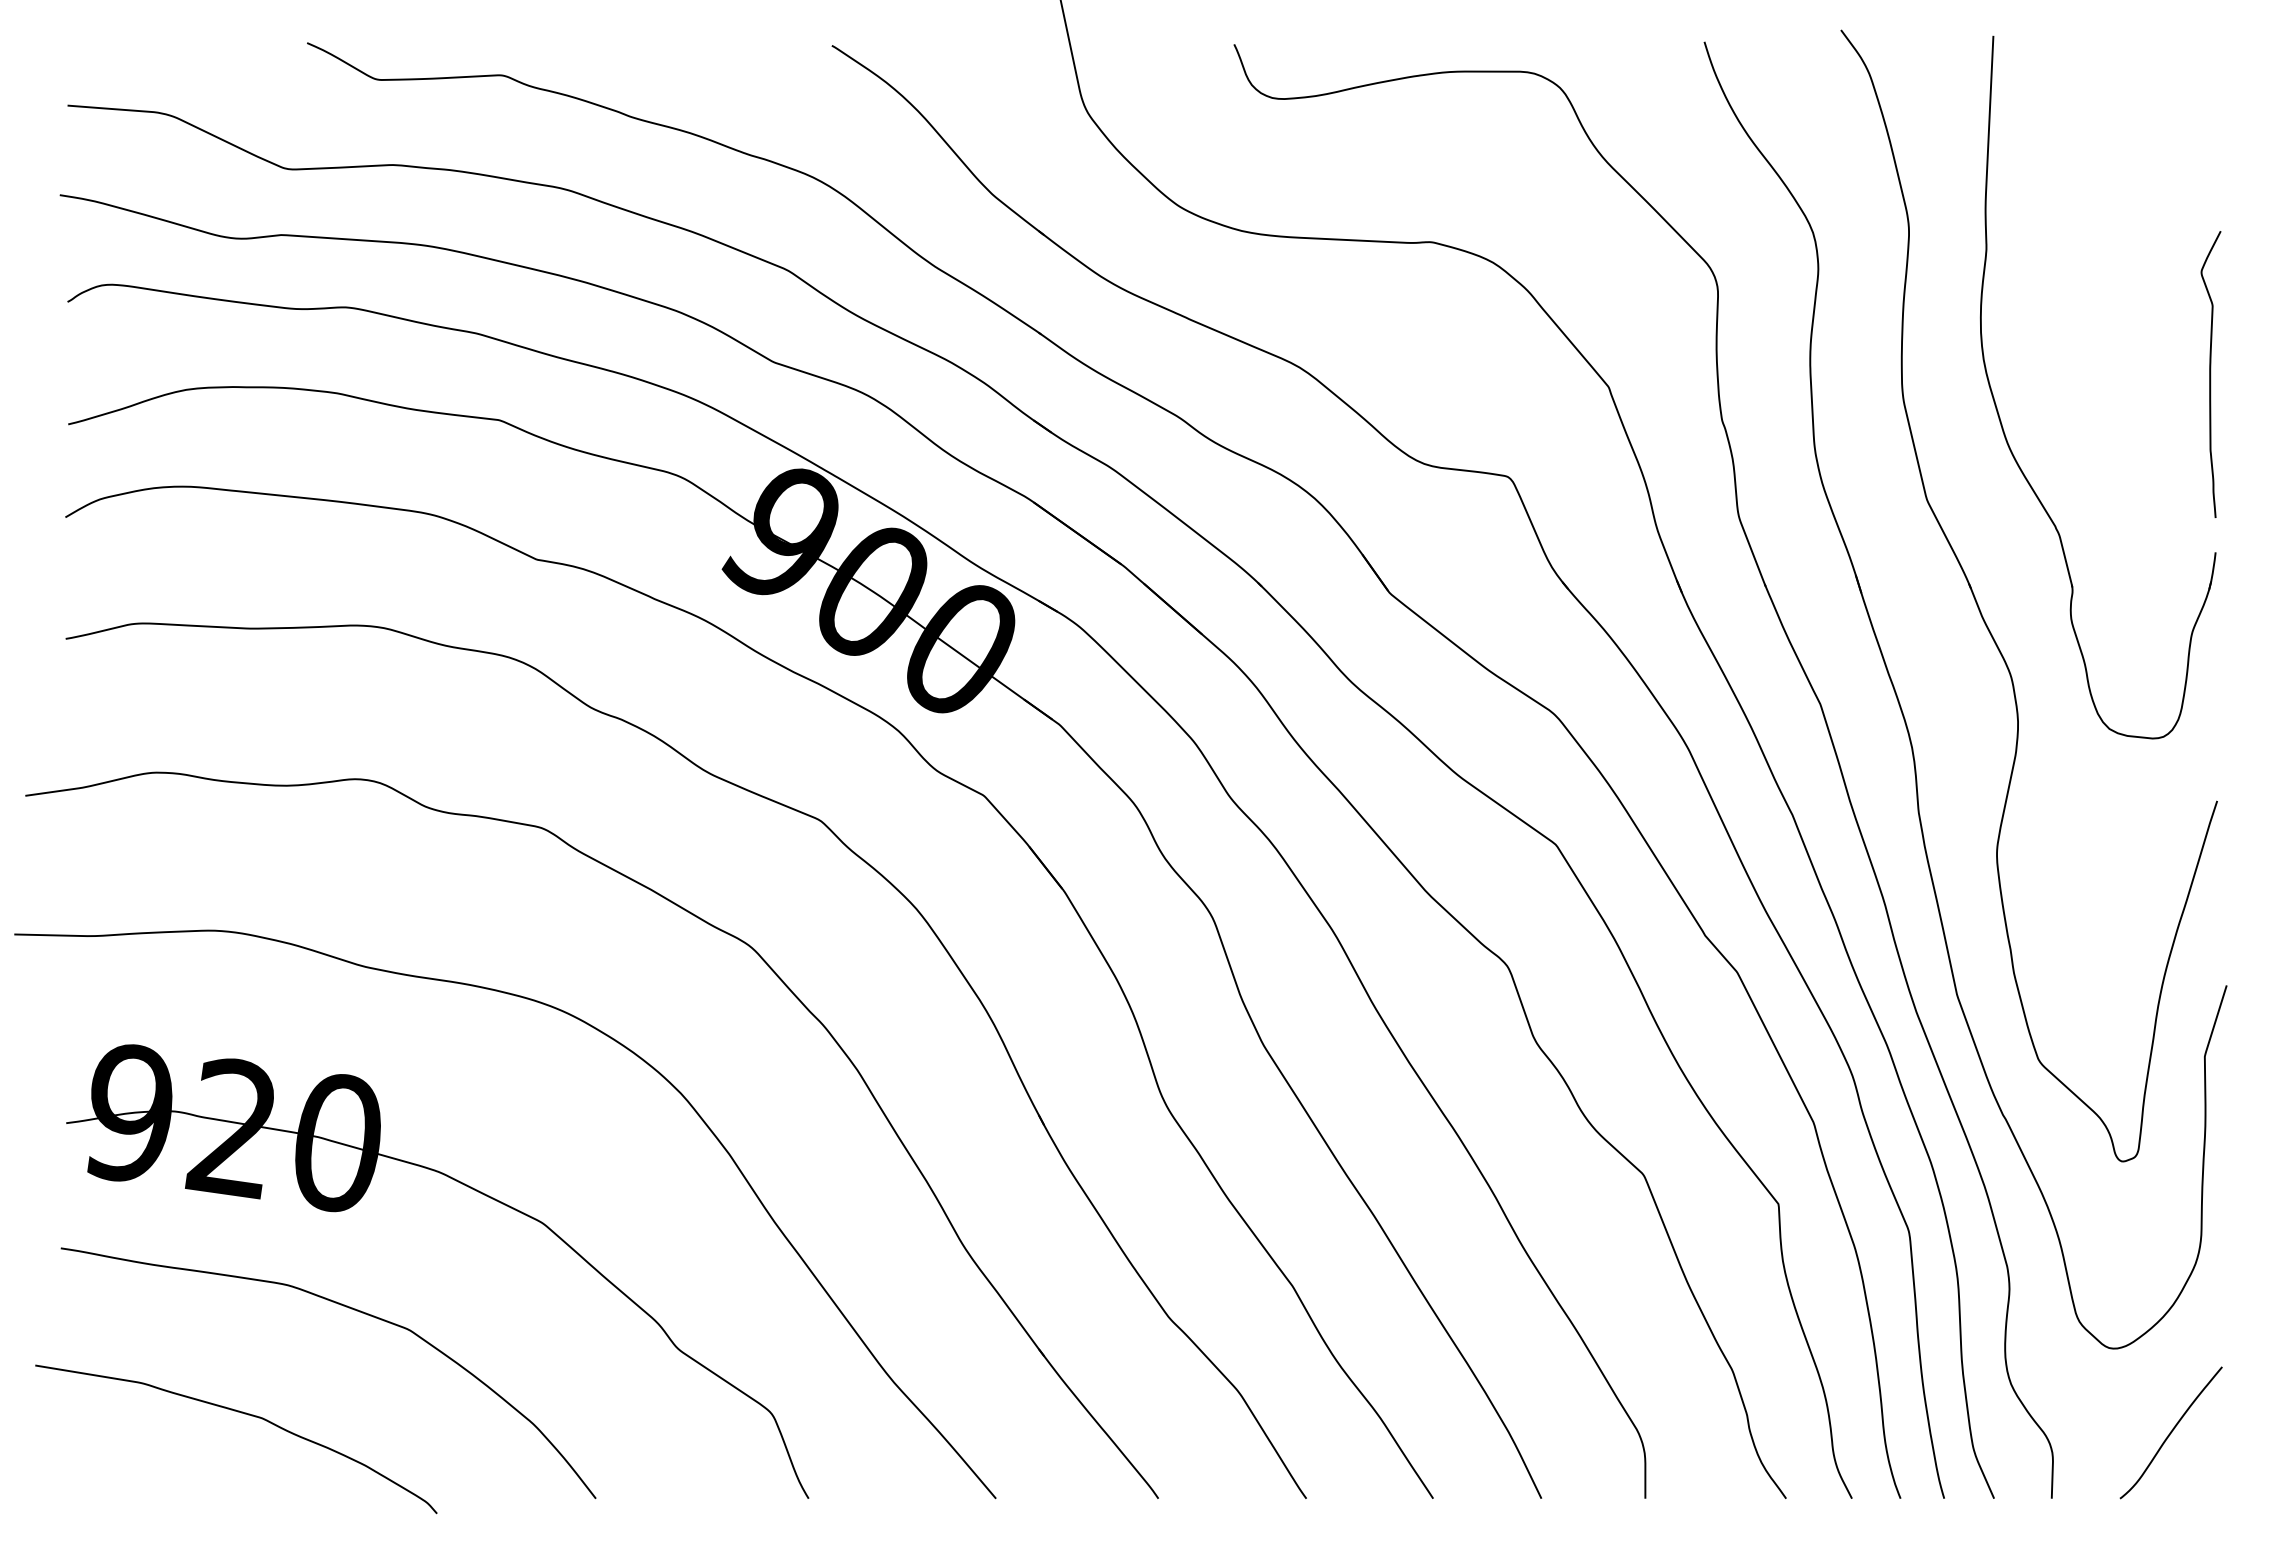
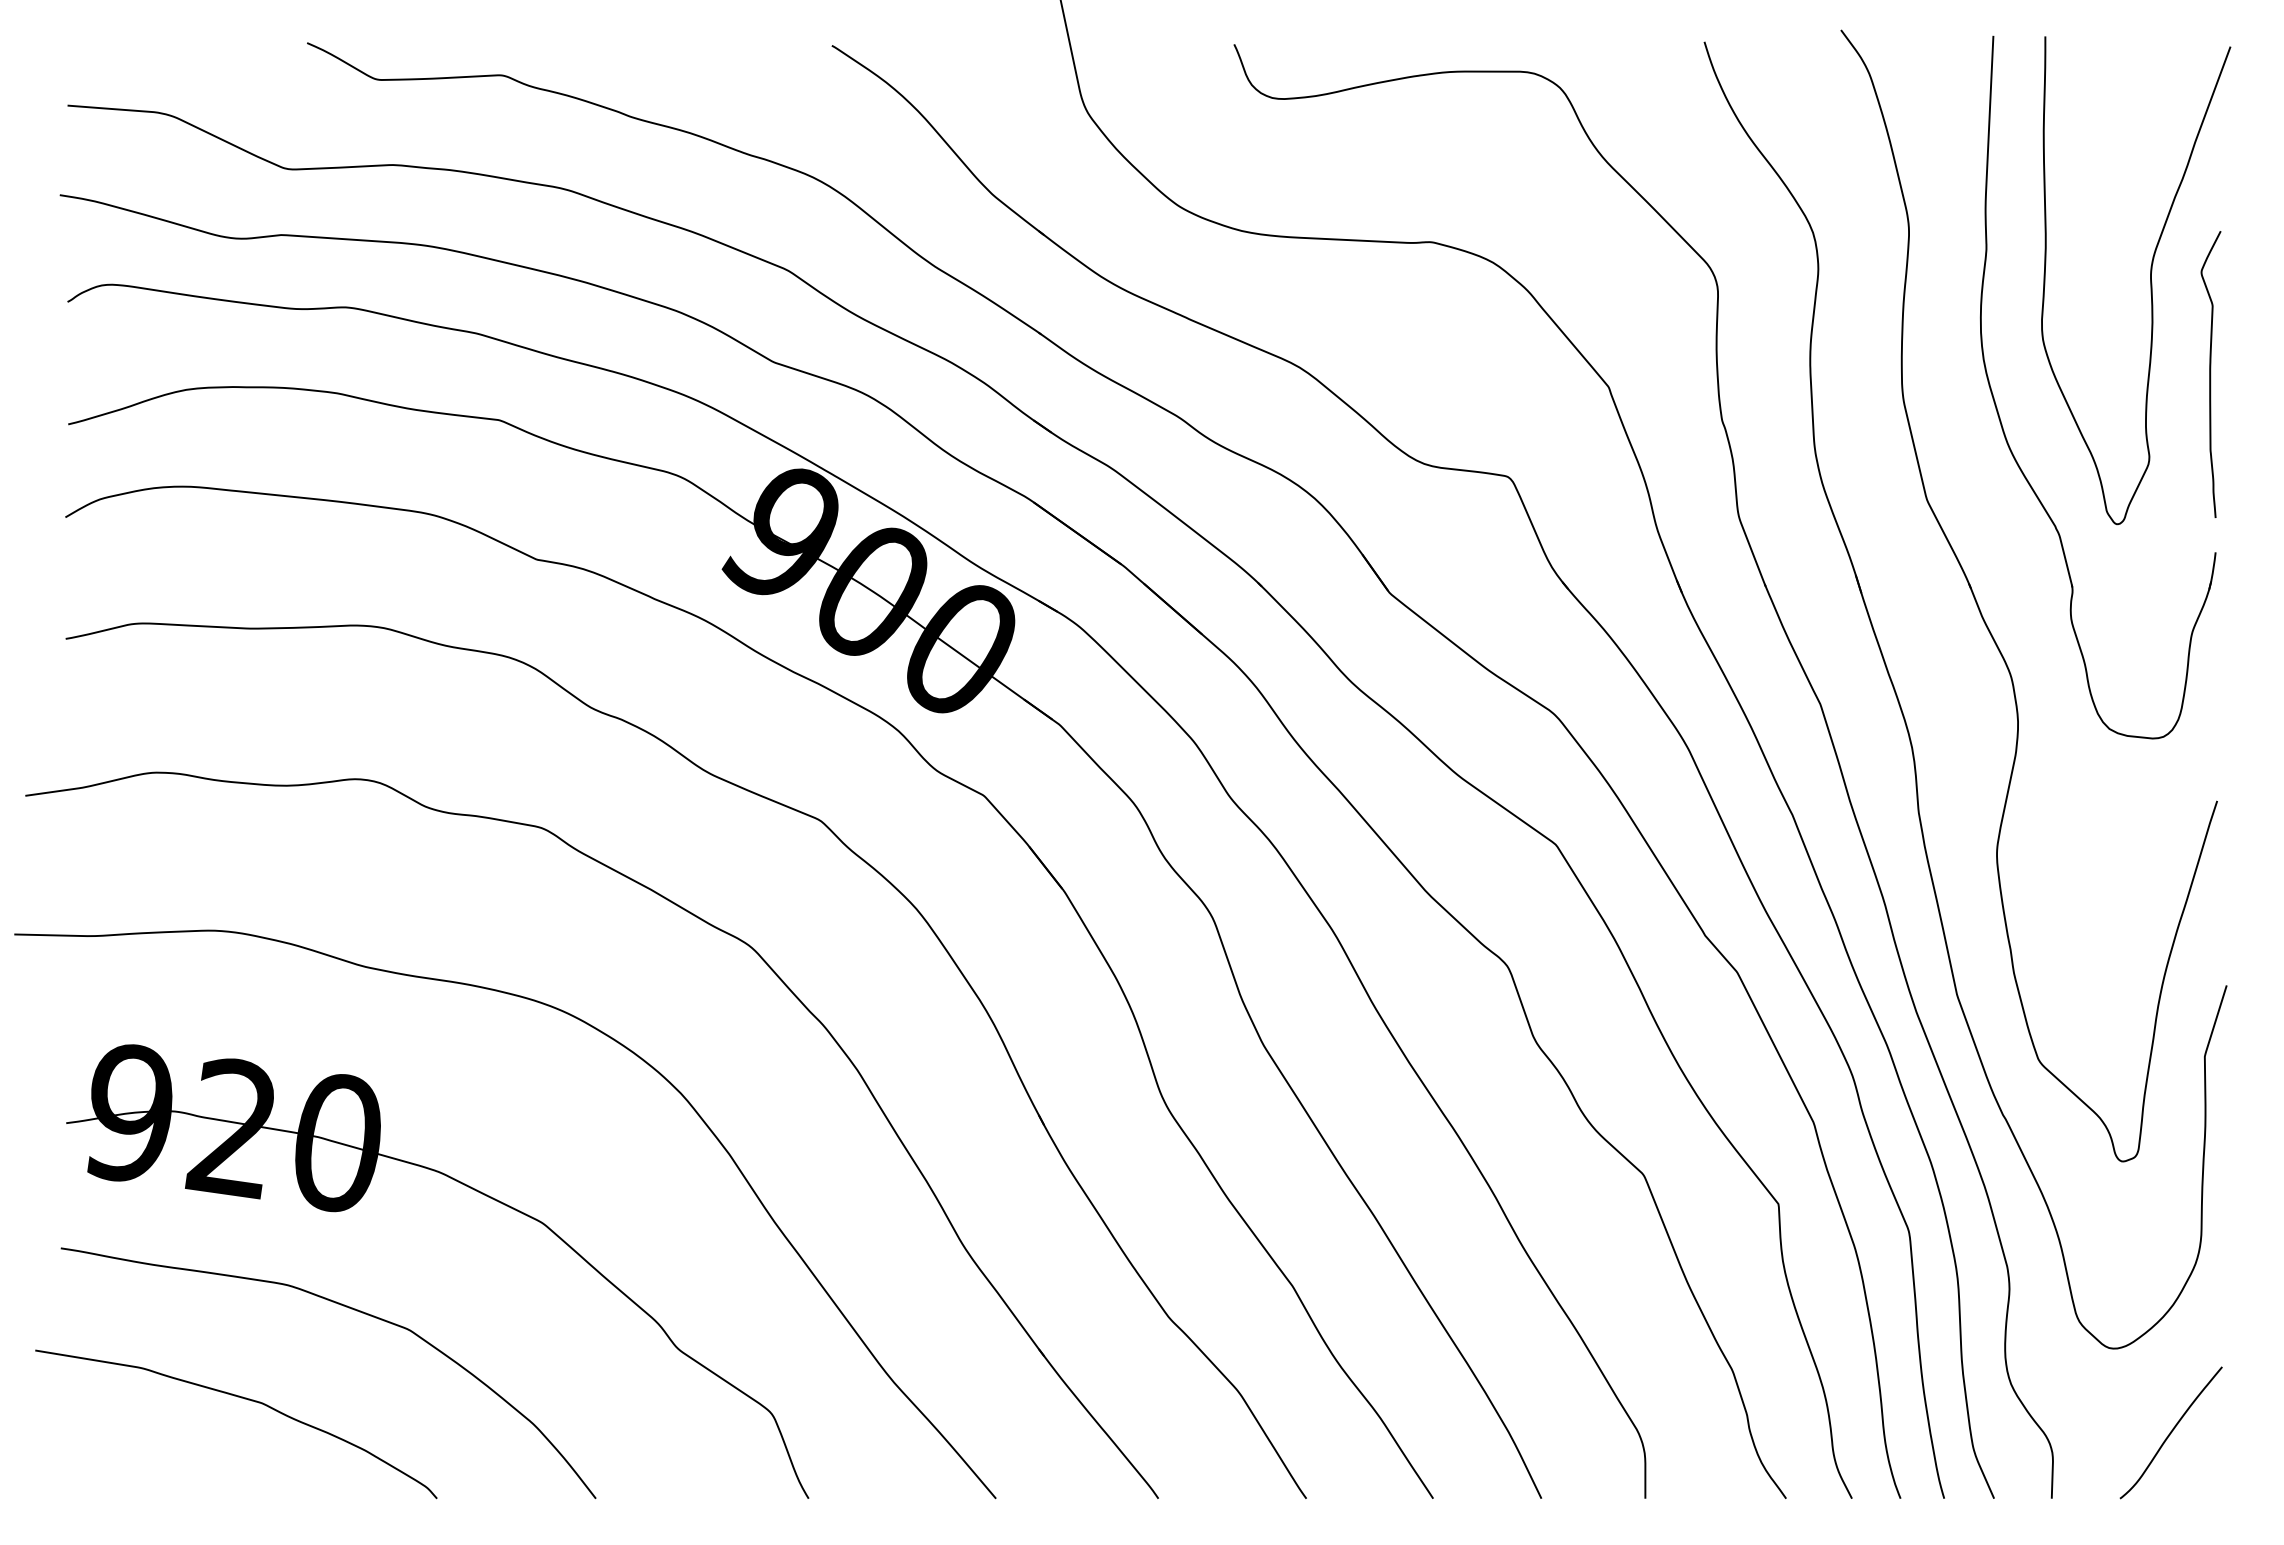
curve: none -> present (2150, 280)
curve position: (244, 1414) -> (244, 1399) (244, 1399)
